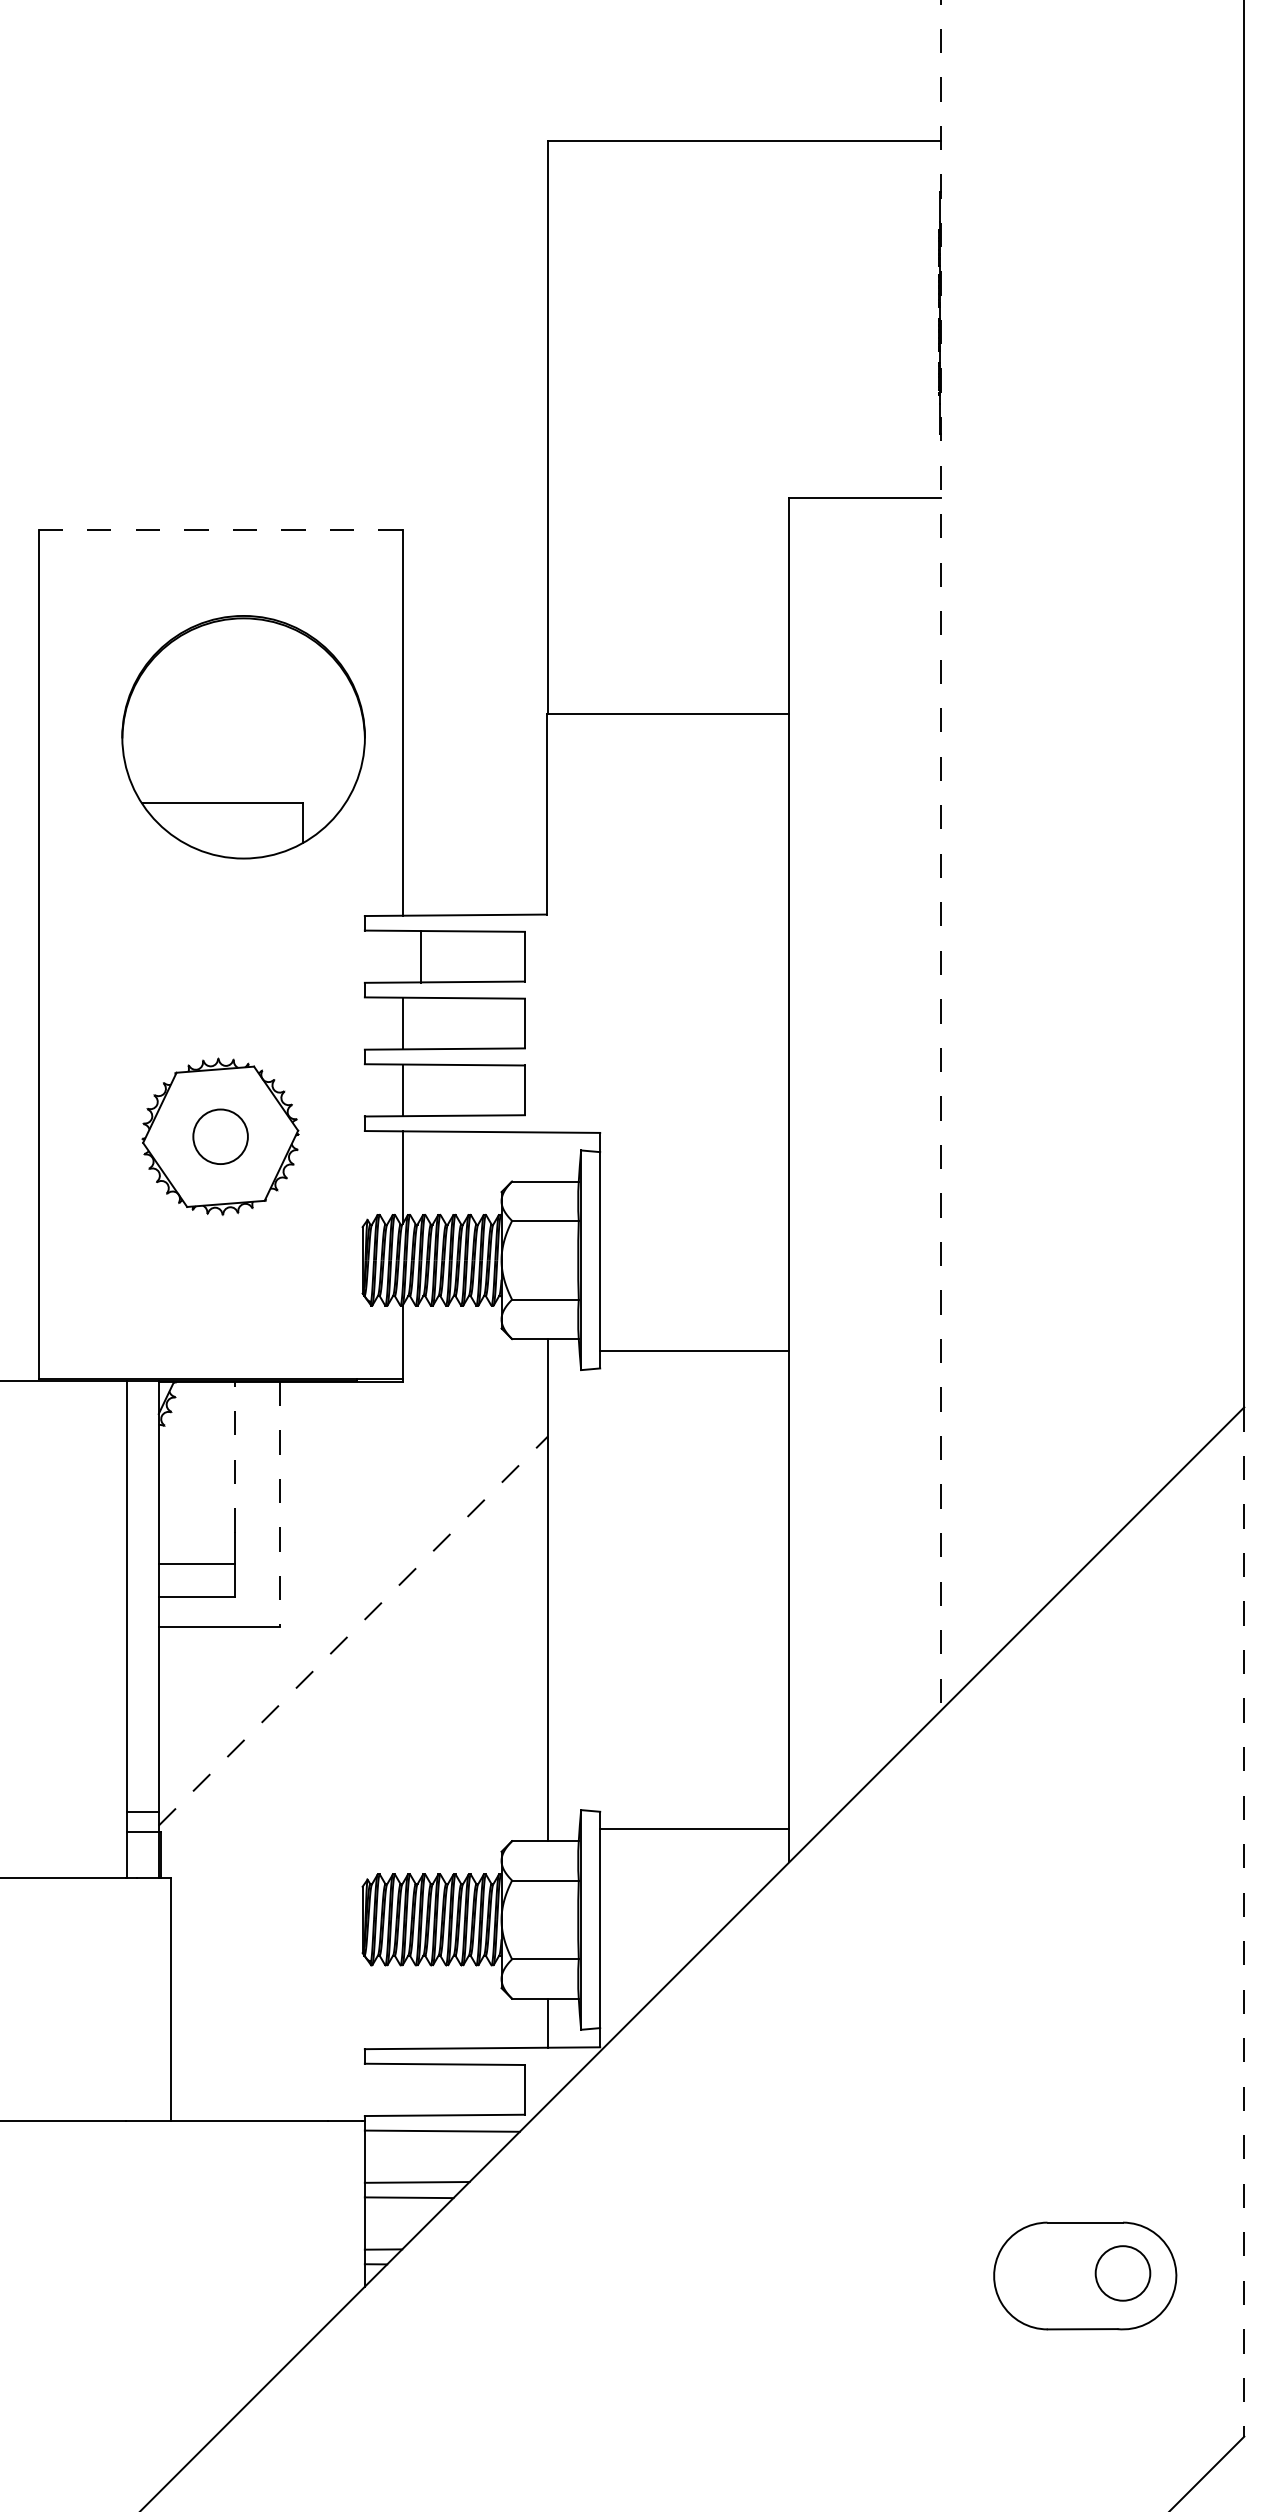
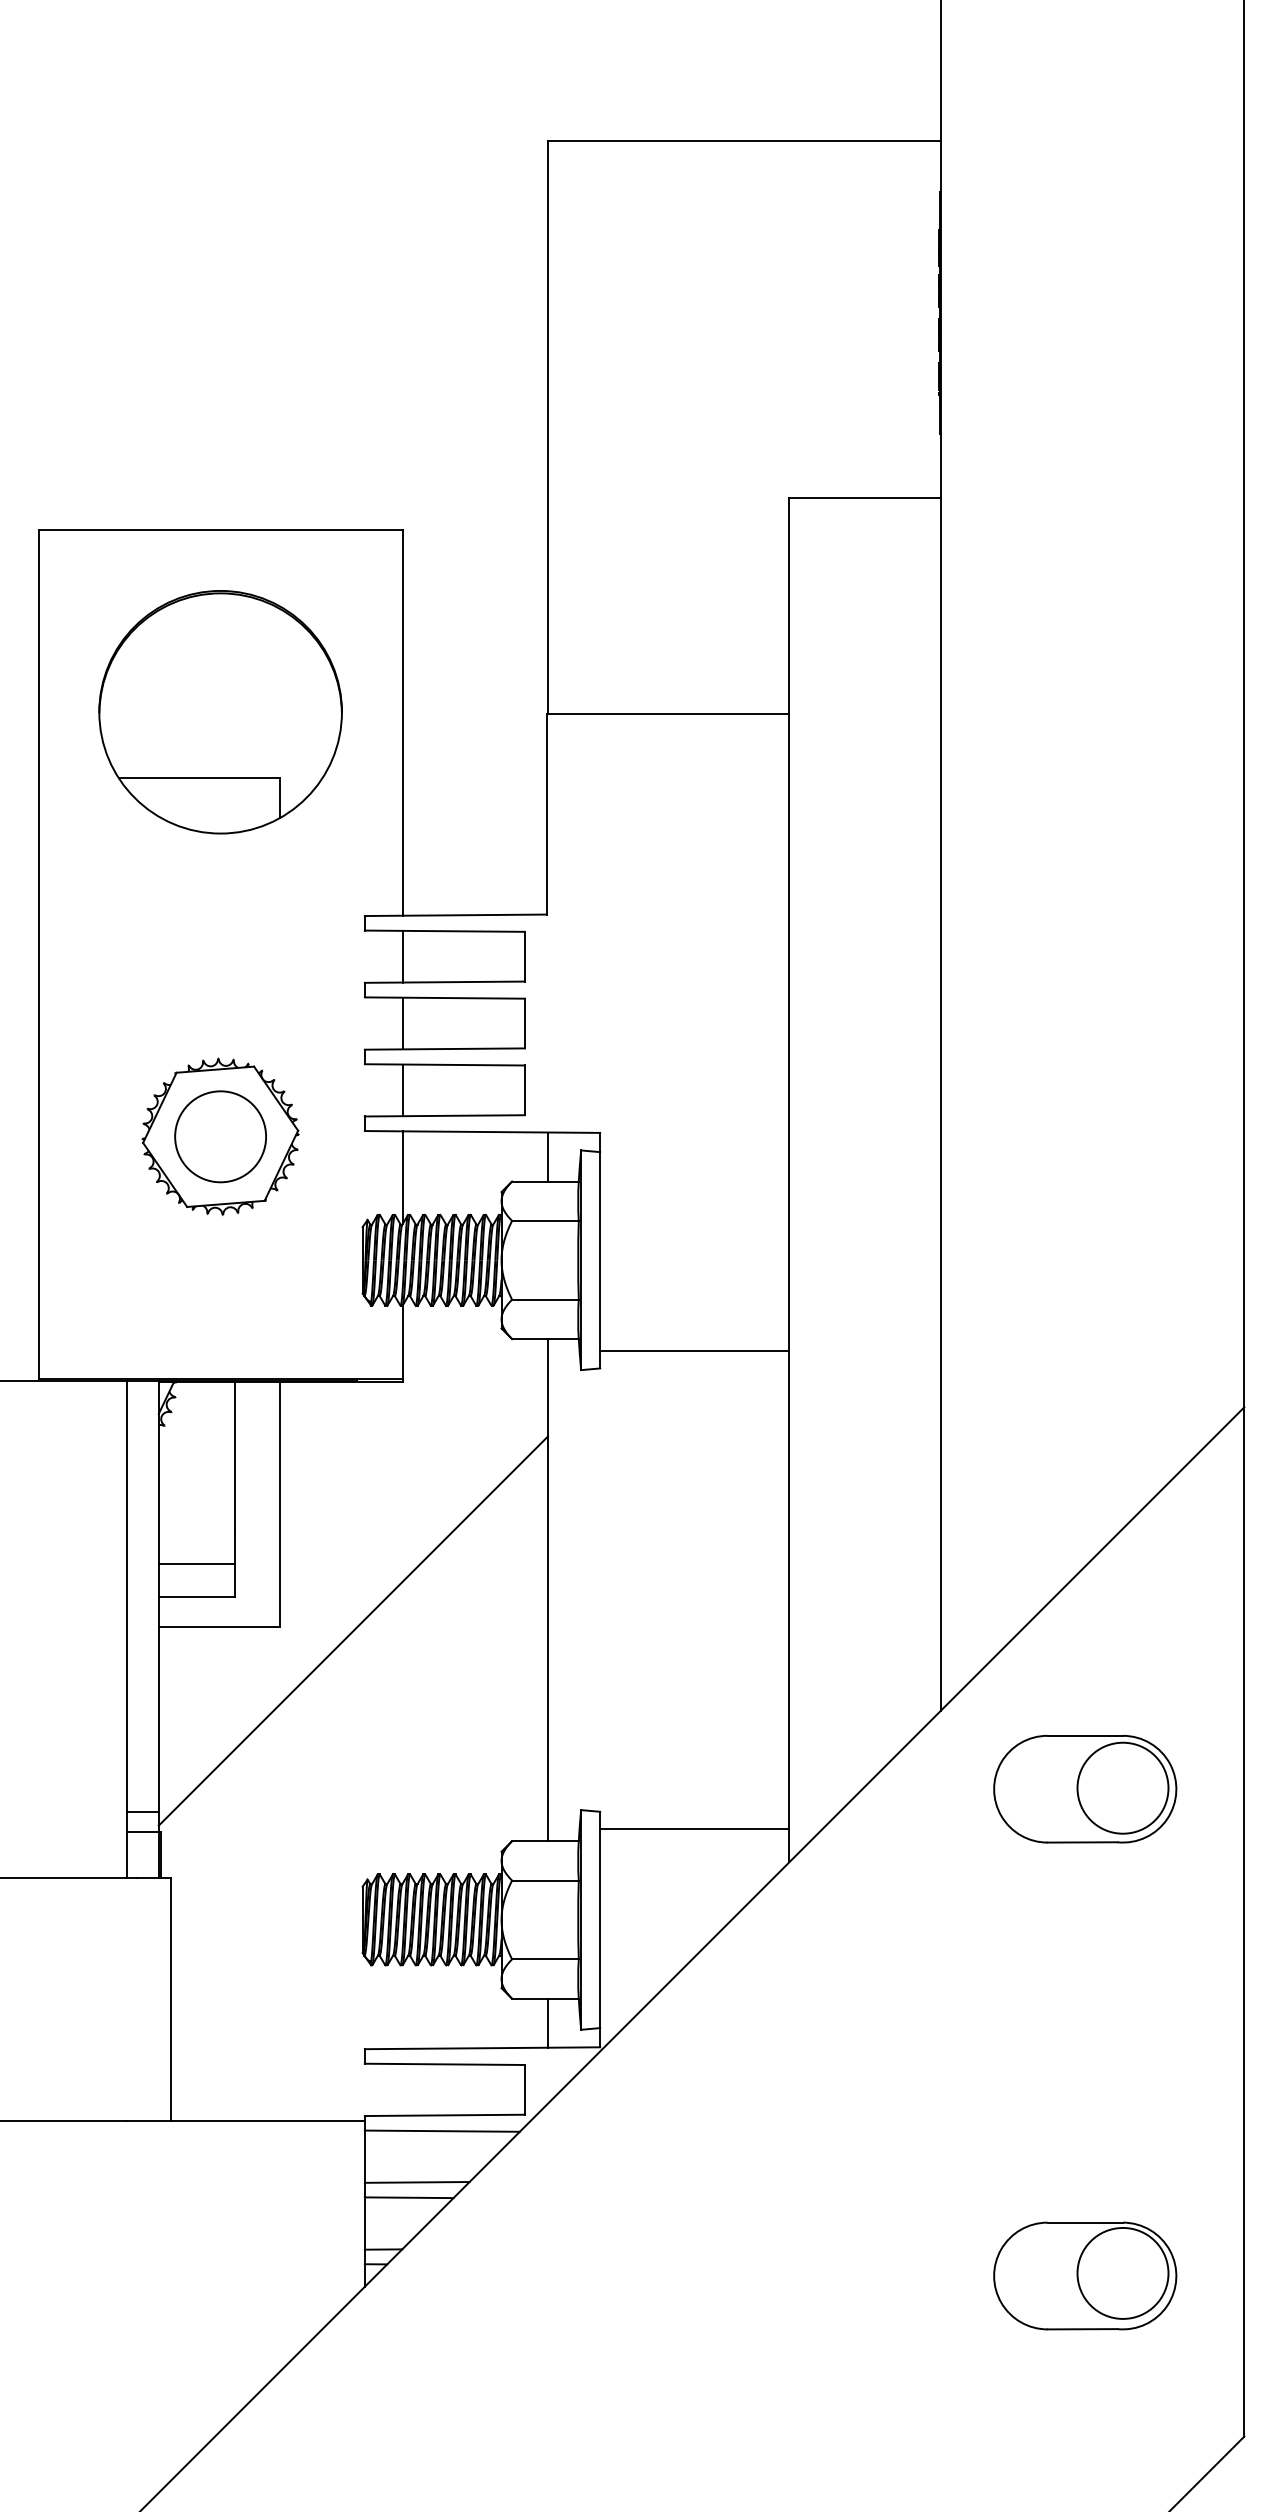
line: dashed -> solid (220, 530)
part position: (243, 737) -> (220, 712) (220, 712)
line: dashed -> solid (941, 856)
line position: (420, 956) -> (402, 956) (402, 956)
circle diameter: 55 px -> 91 px (220, 1136)
line: none -> present (548, 1156)
line: dashed -> solid (234, 1456)
line: dashed -> solid (279, 1504)
line: dashed -> solid (353, 1630)
part: none -> present (1085, 1789)
line: dashed -> solid (1244, 1921)
circle diameter: 55 px -> 91 px (1122, 2272)
